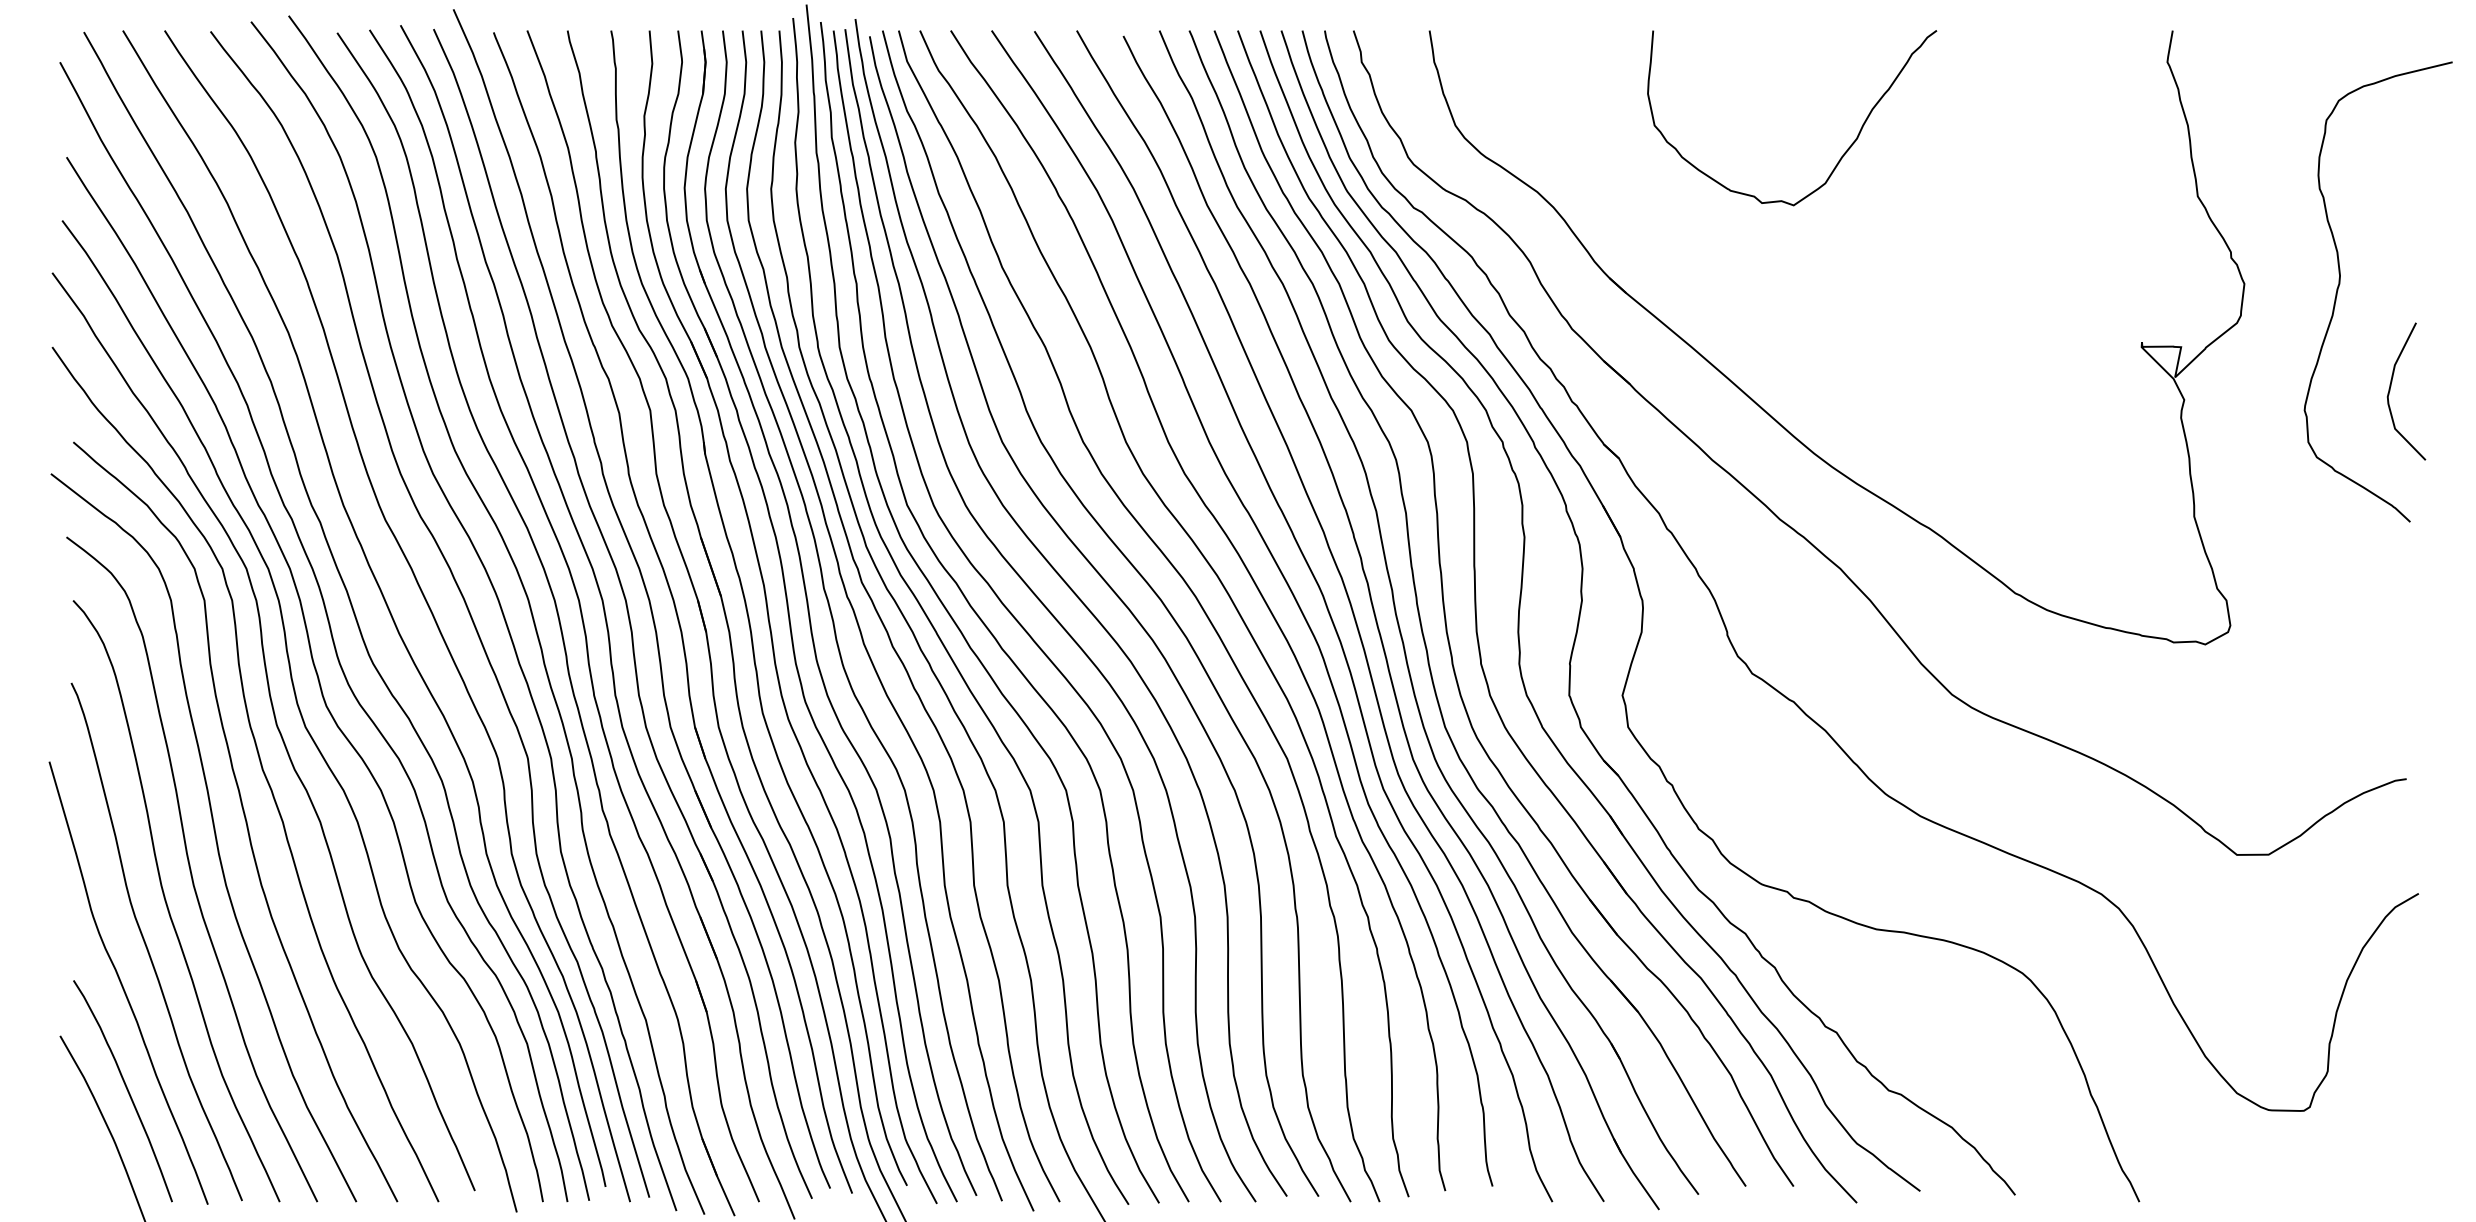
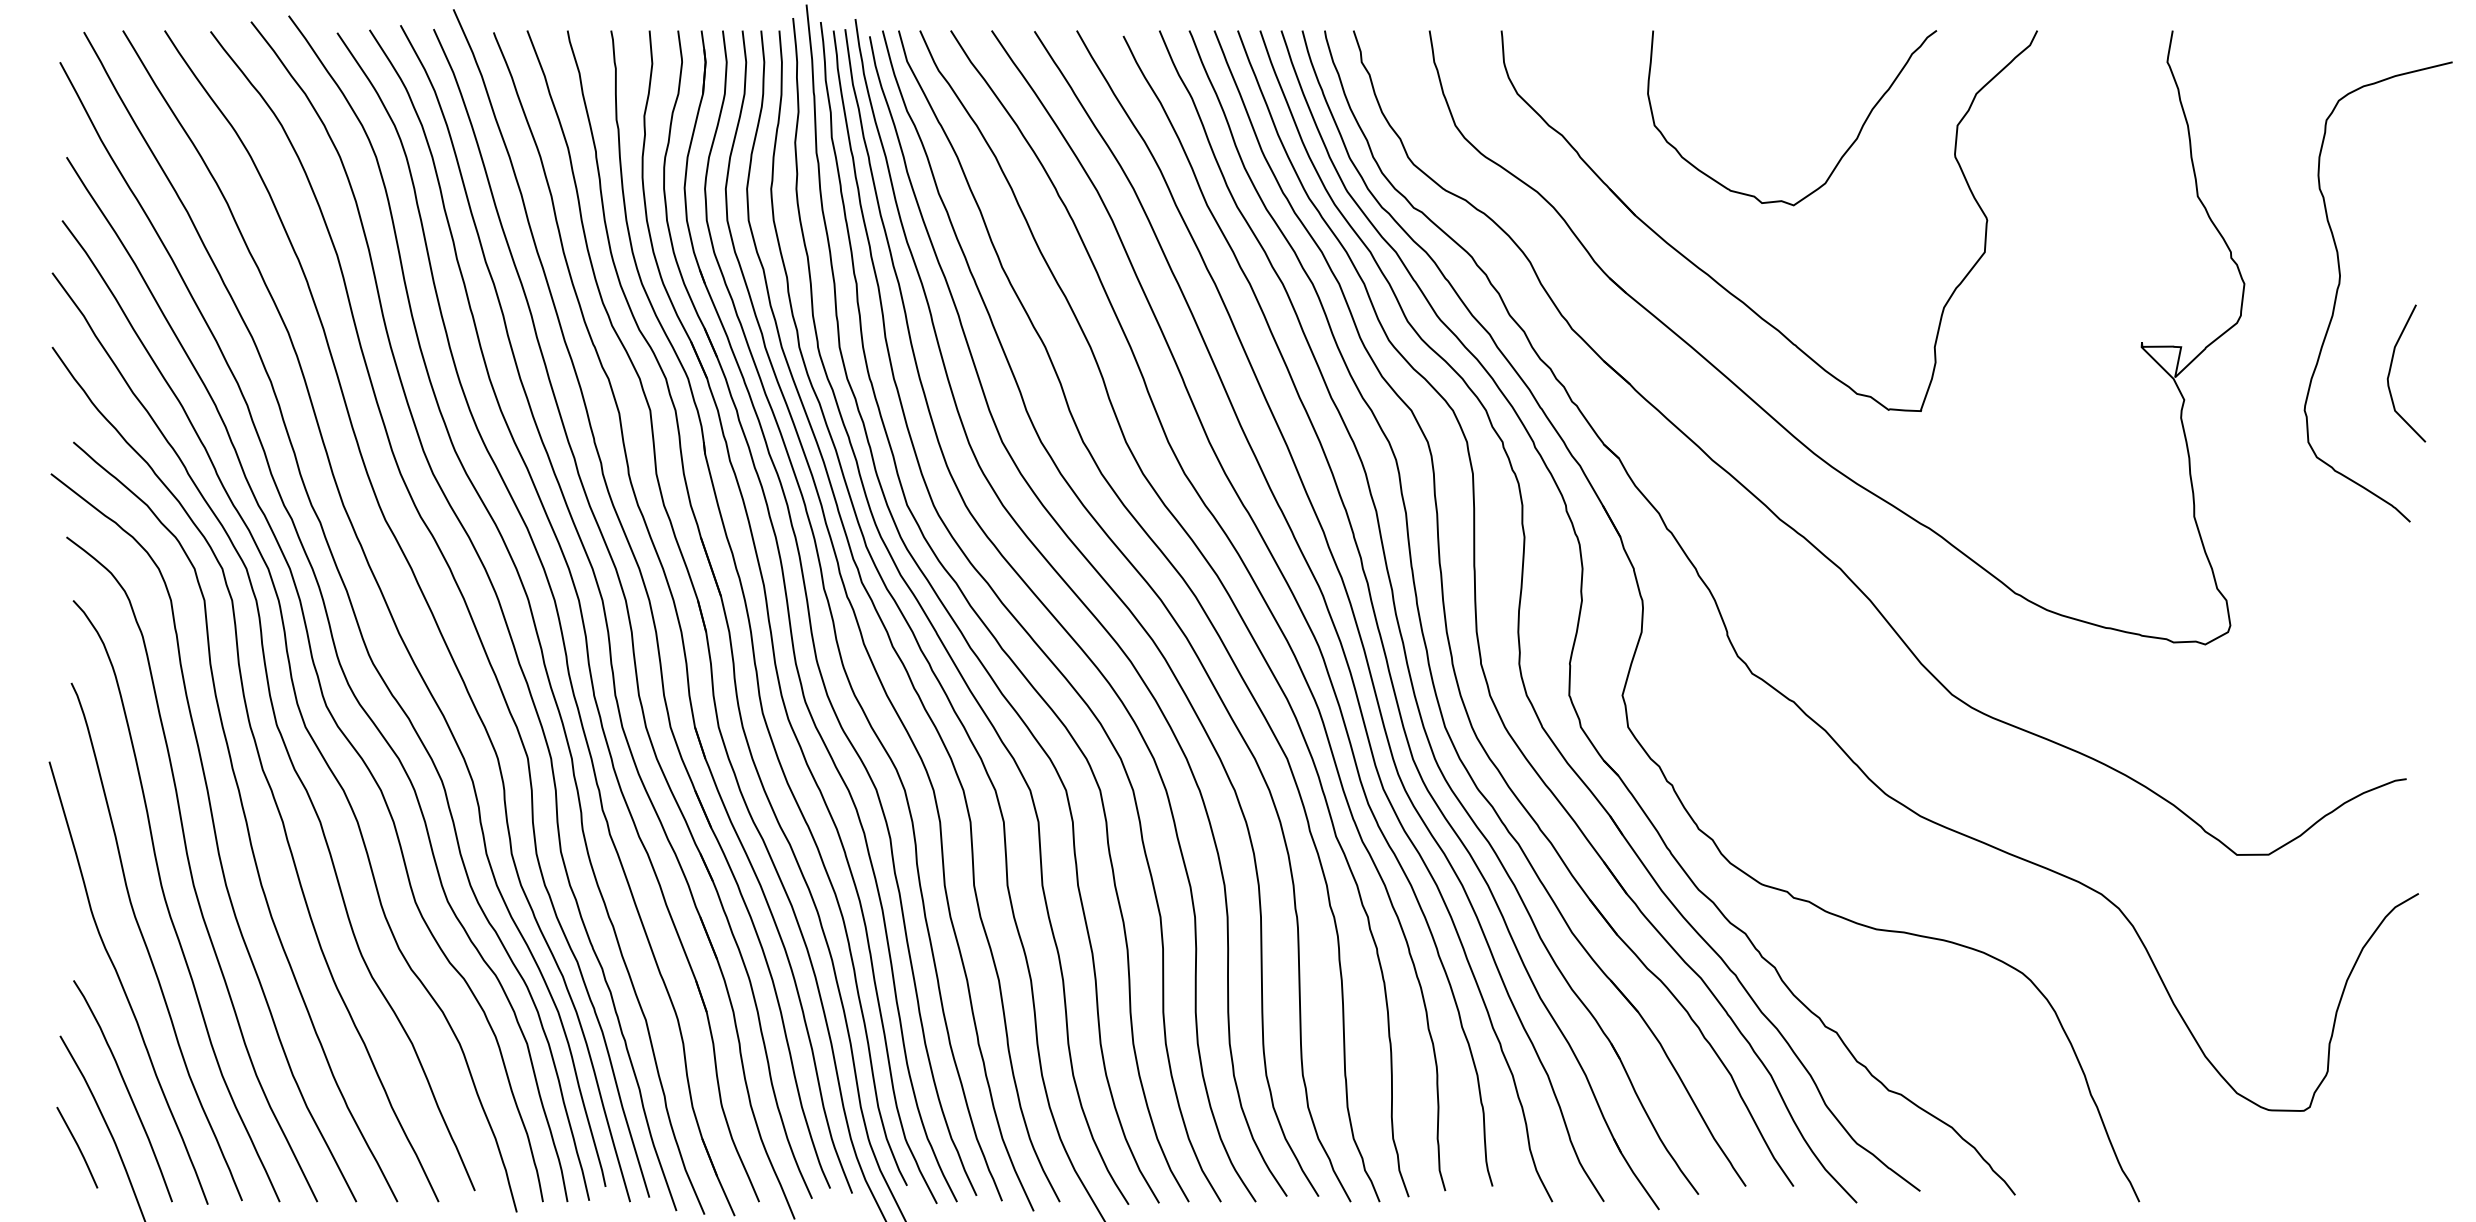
part: none -> present (1715, 279)
curve position: (2391, 386) -> (2391, 368) (2391, 368)
line: none -> present (77, 1147)
